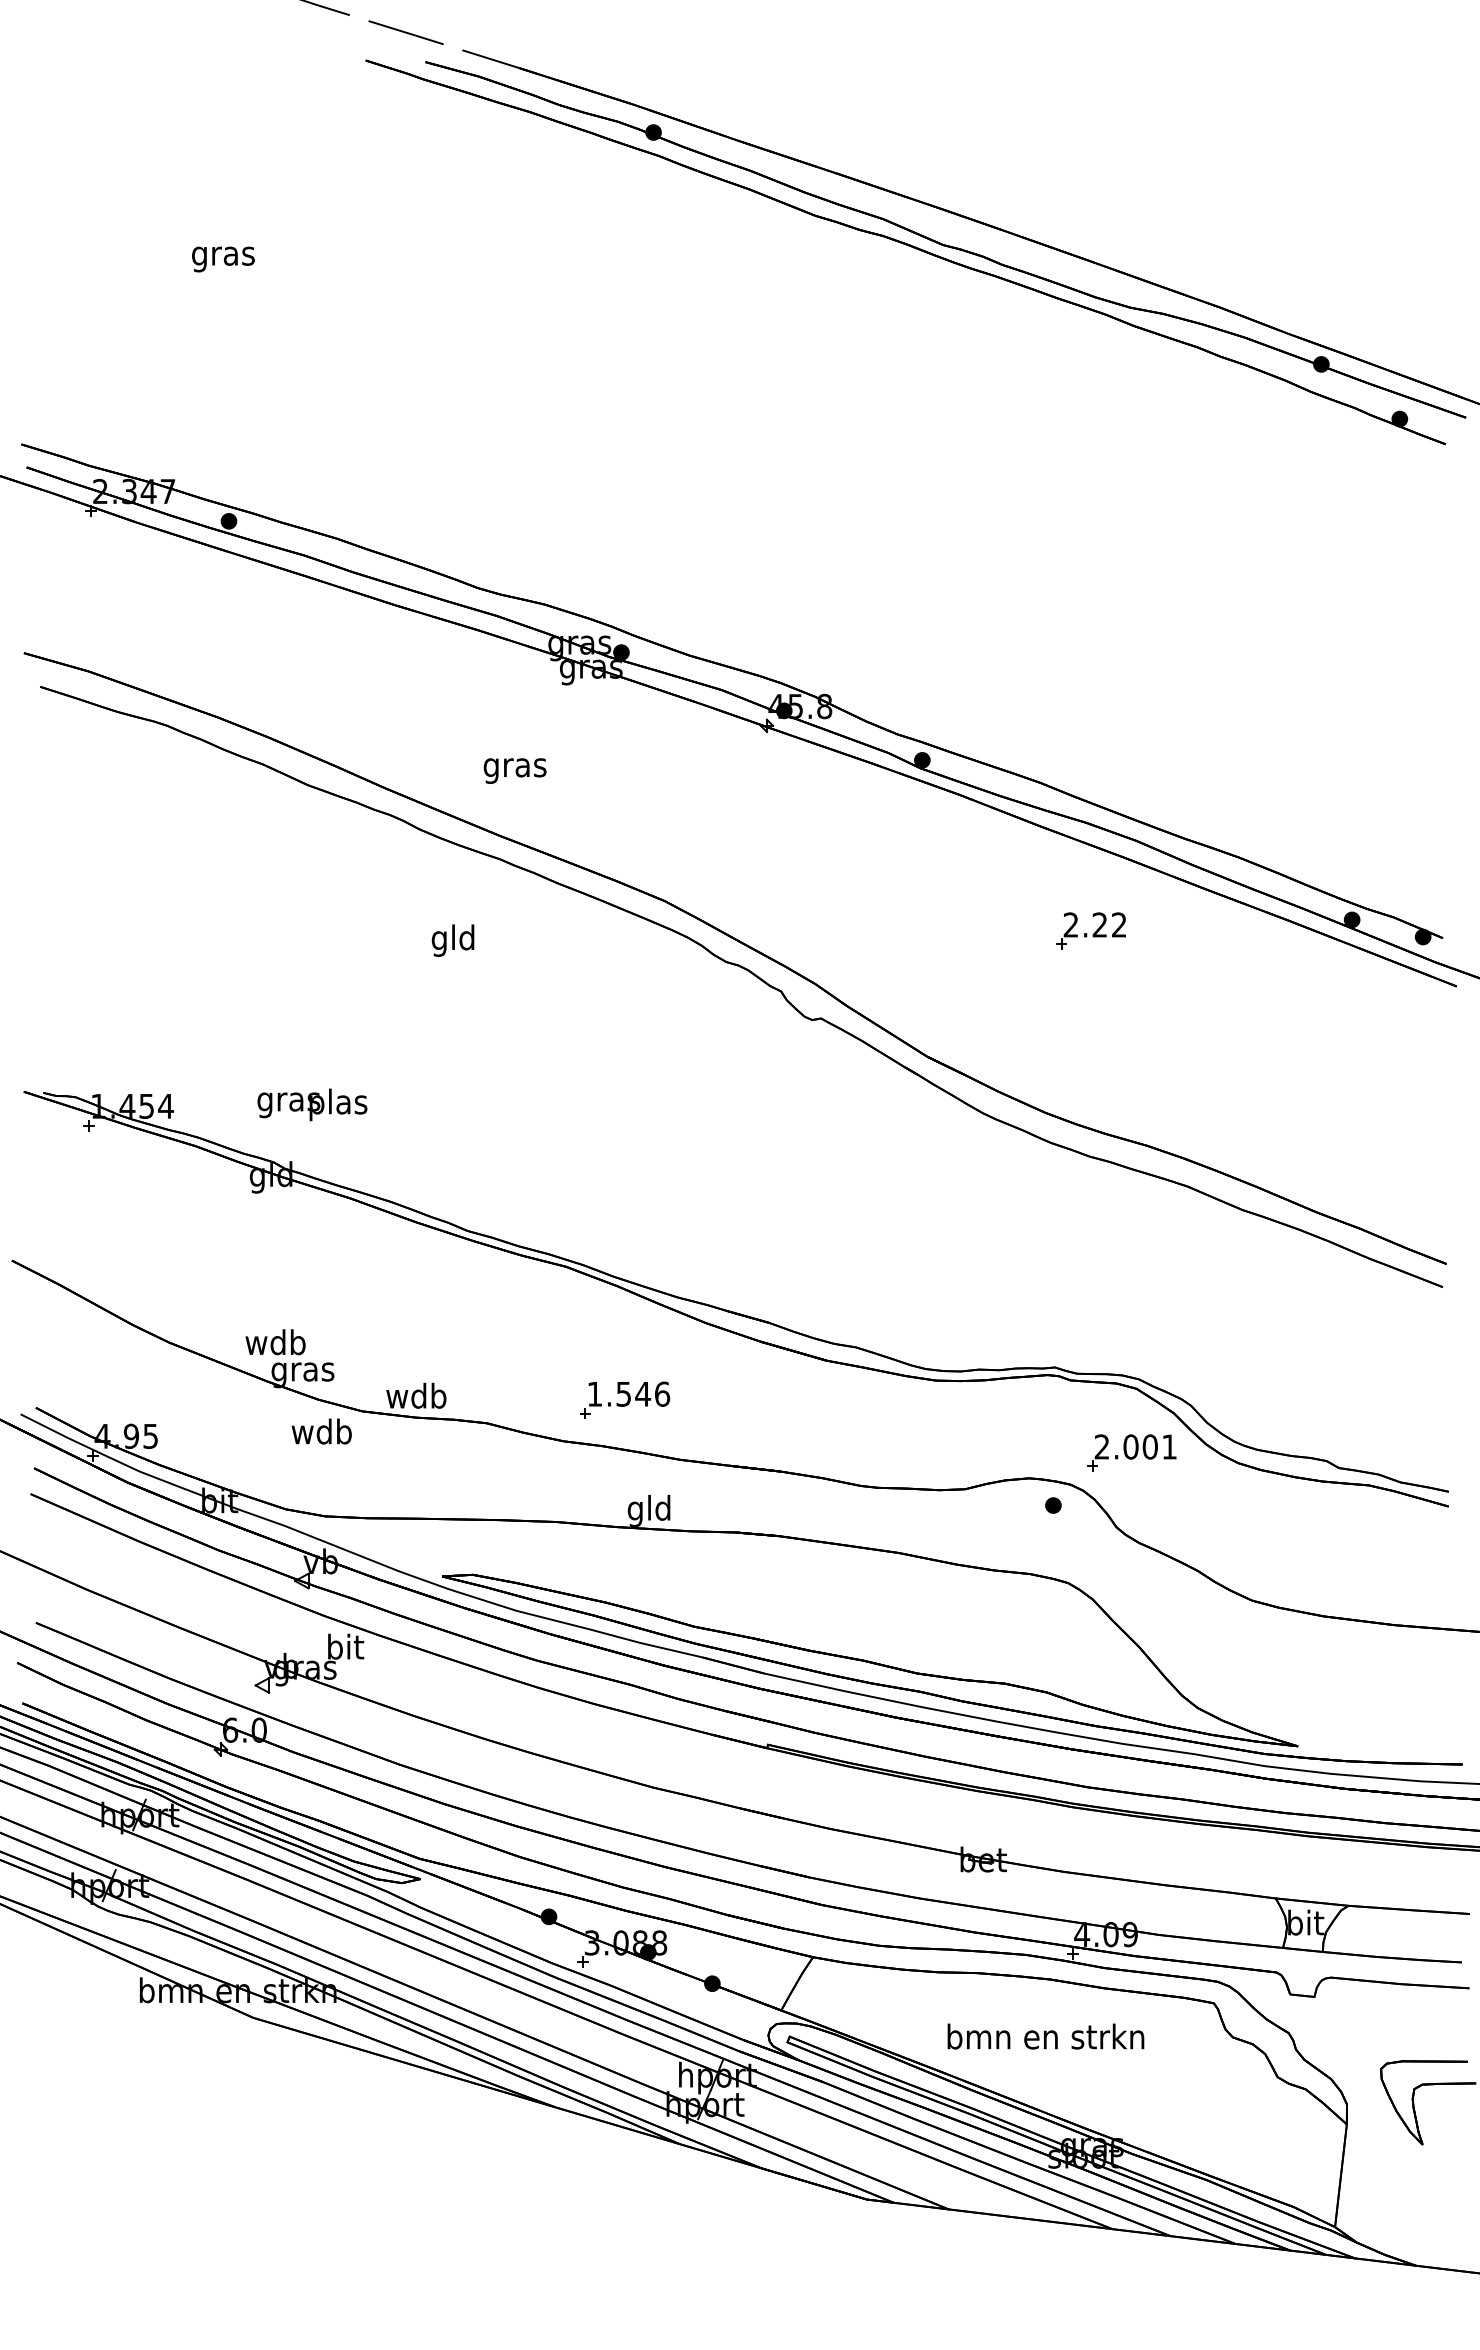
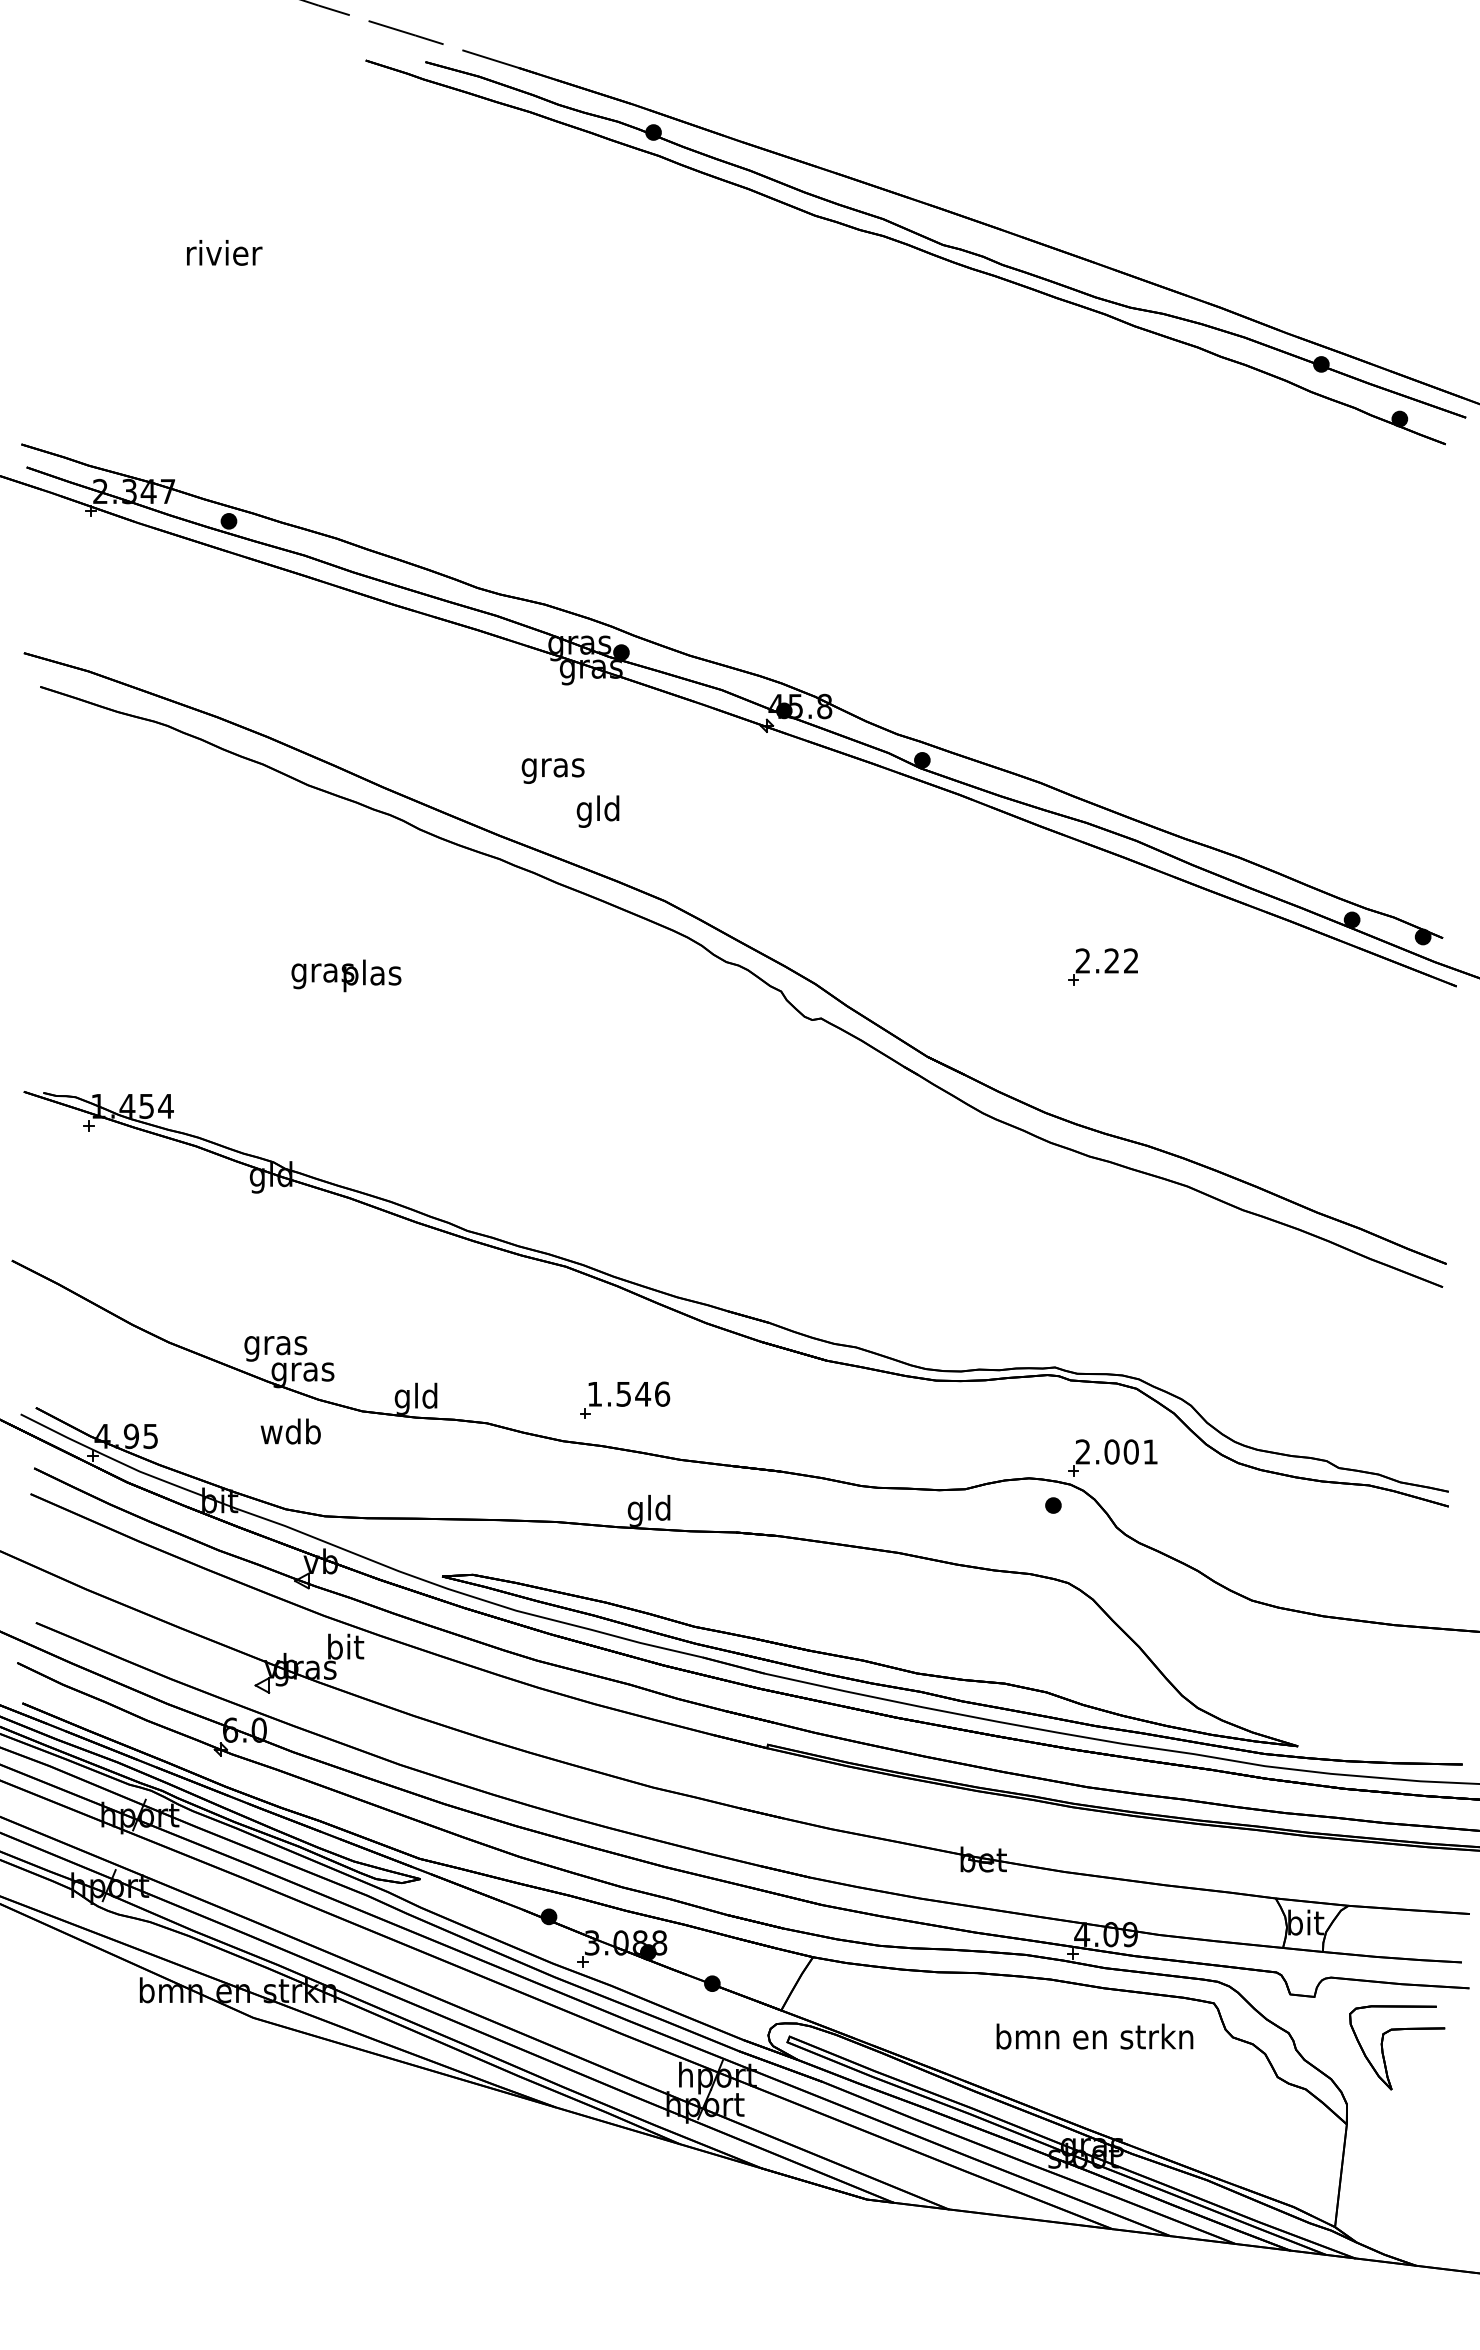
text: gras -> rivier (224, 256)
text position: (514, 770) -> (552, 770) (552, 770)
part position: (1090, 930) -> (1102, 966) (1102, 966)
text position: (452, 940) -> (597, 811) (597, 811)
text position: (312, 1104) -> (346, 975) (346, 975)
text: wdb -> gras (275, 1345)
text: wdb -> gld (416, 1398)
text position: (321, 1431) -> (290, 1431) (290, 1431)
part position: (1131, 1452) -> (1112, 1457) (1112, 1457)
text position: (1045, 2036) -> (1094, 2036) (1094, 2036)
part position: (1414, 2103) -> (1383, 2048) (1383, 2048)
